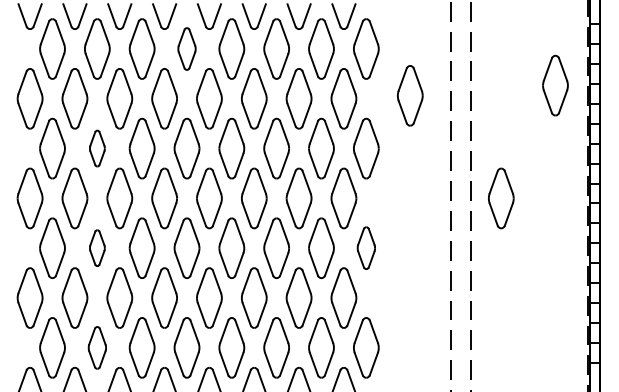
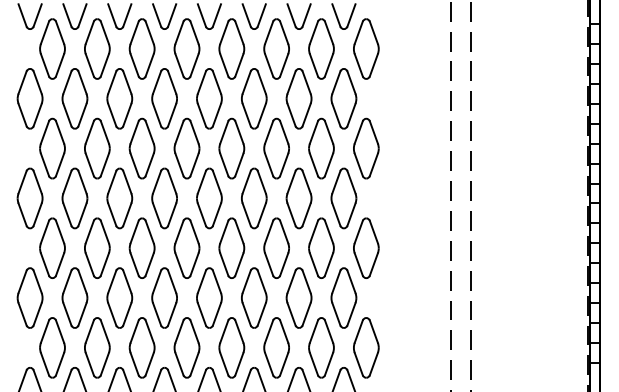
part size: 20x44 px -> 28x62 px (186, 48)
part: present -> none (555, 85)
part: present -> none (410, 95)
part size: 17x39 px -> 27x63 px (97, 148)
part: present -> none (501, 198)
part size: 17x38 px -> 27x62 px (97, 247)
part size: 20x44 px -> 27x62 px (366, 247)
part size: 20x44 px -> 27x62 px (97, 347)
